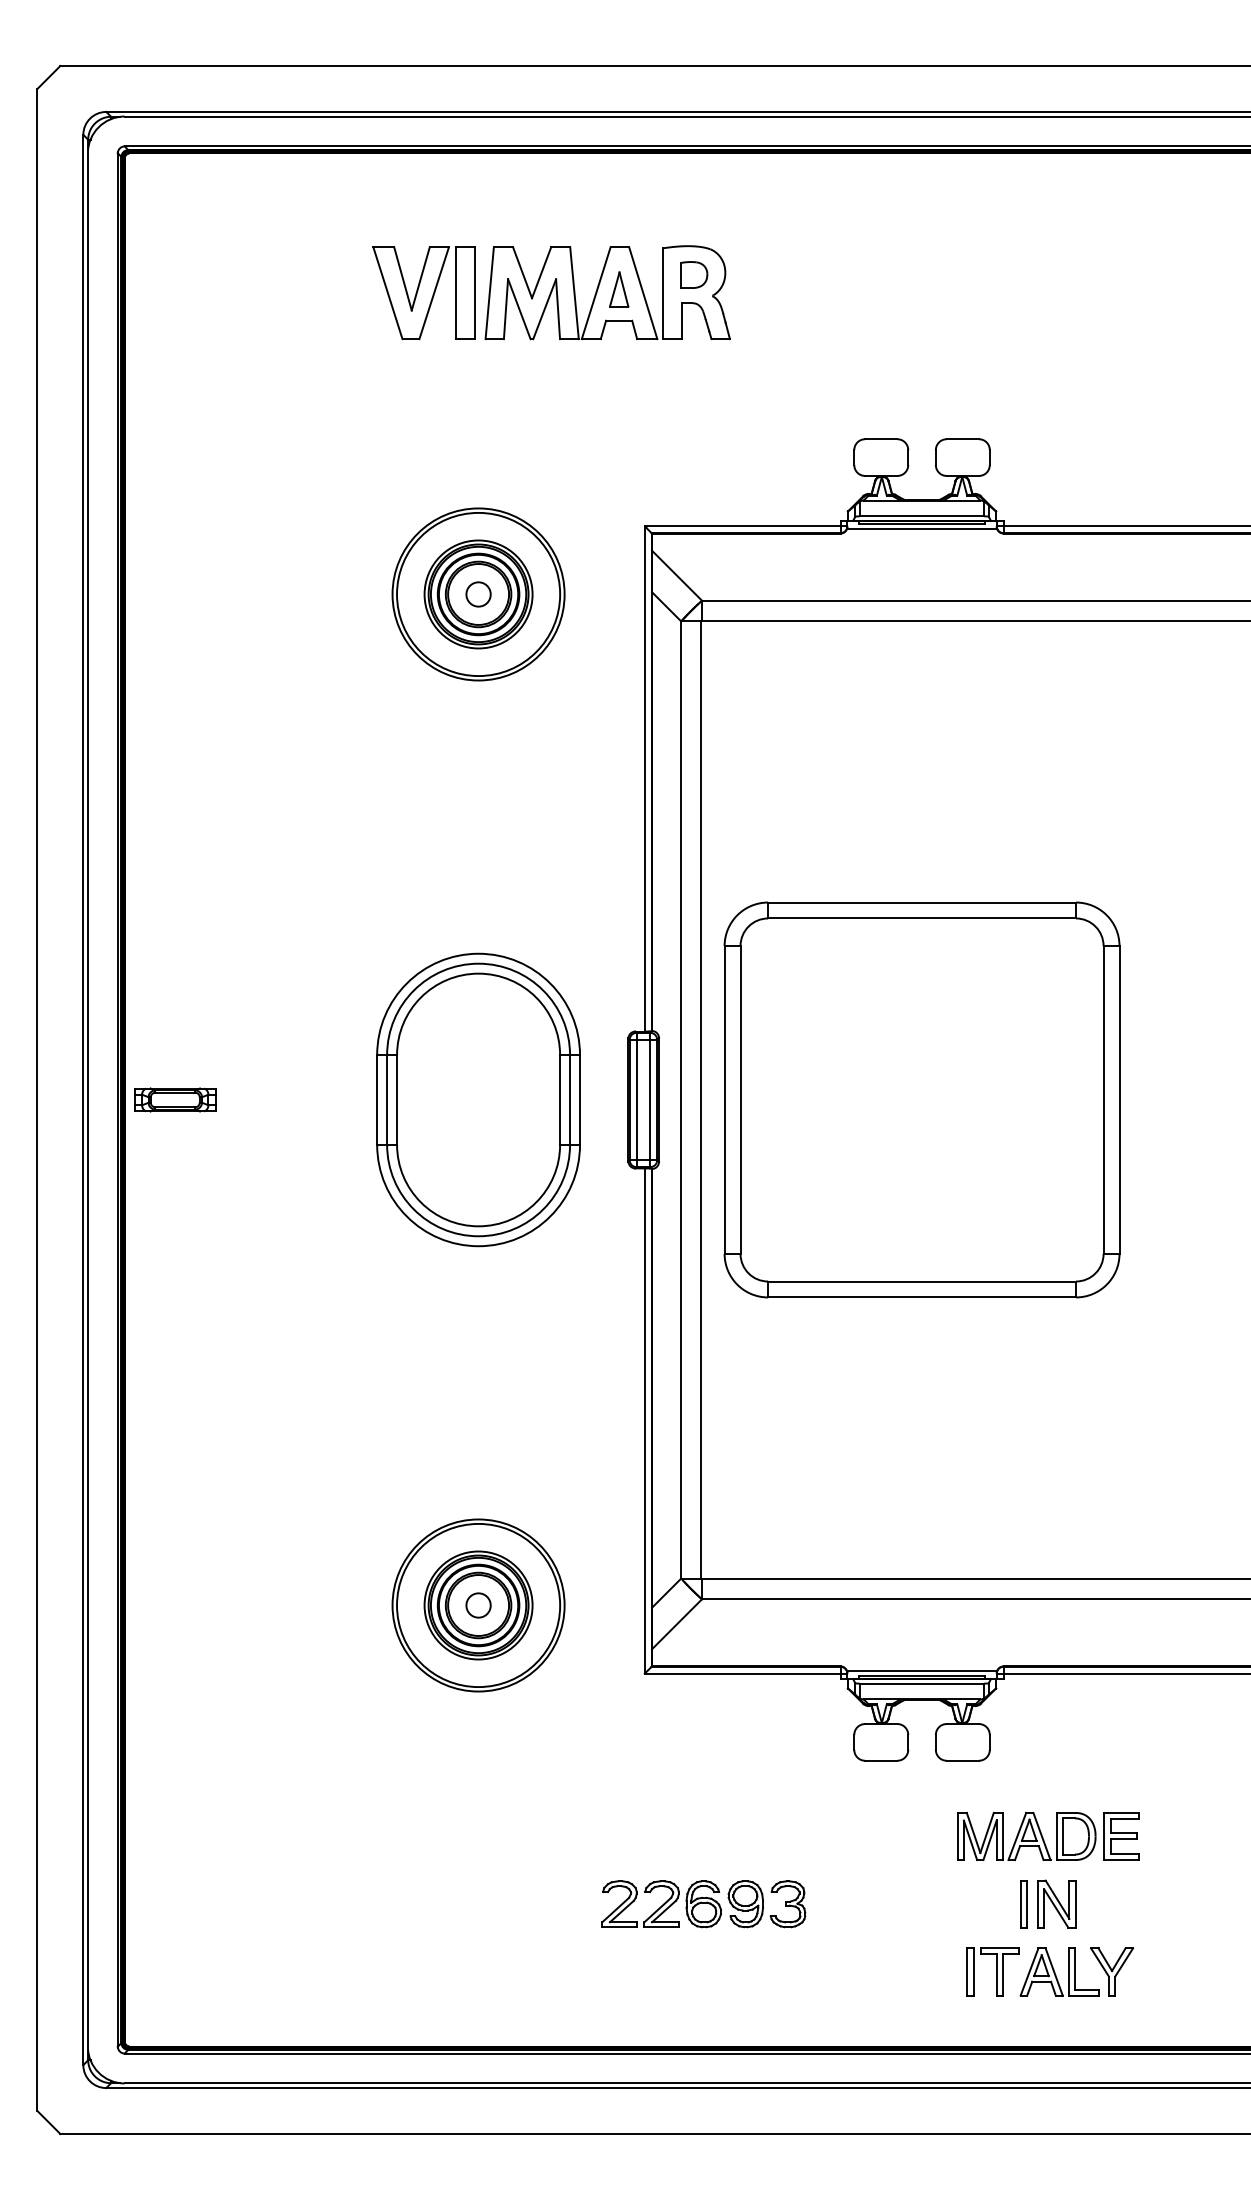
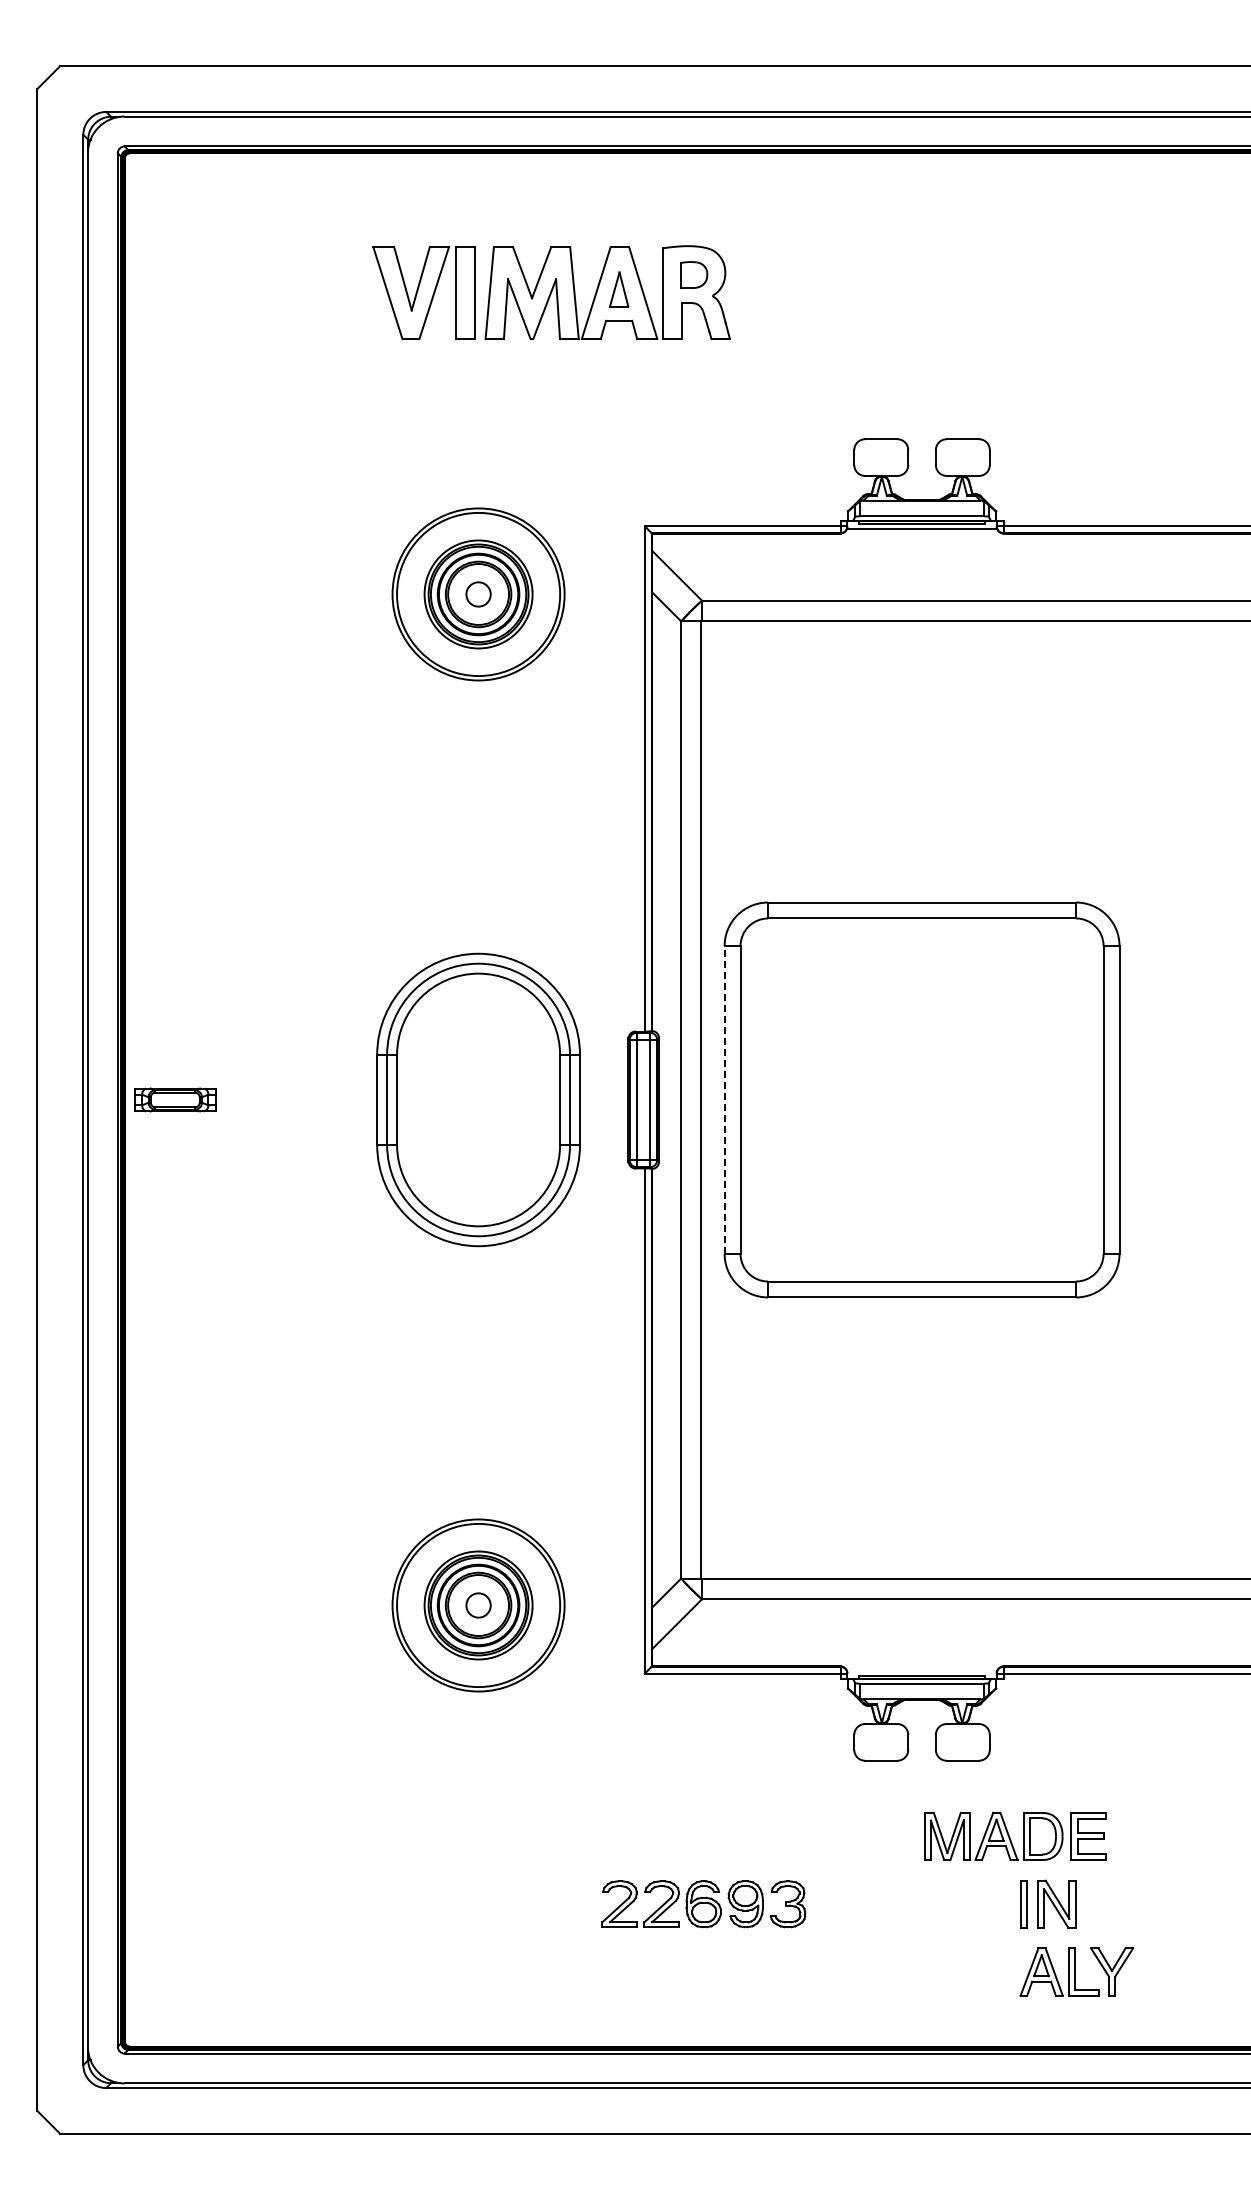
line: solid -> dashed (724, 1099)
line: present -> none (921, 1670)
part position: (1048, 1835) -> (1015, 1835) (1015, 1835)
part: present -> none (992, 1971)
